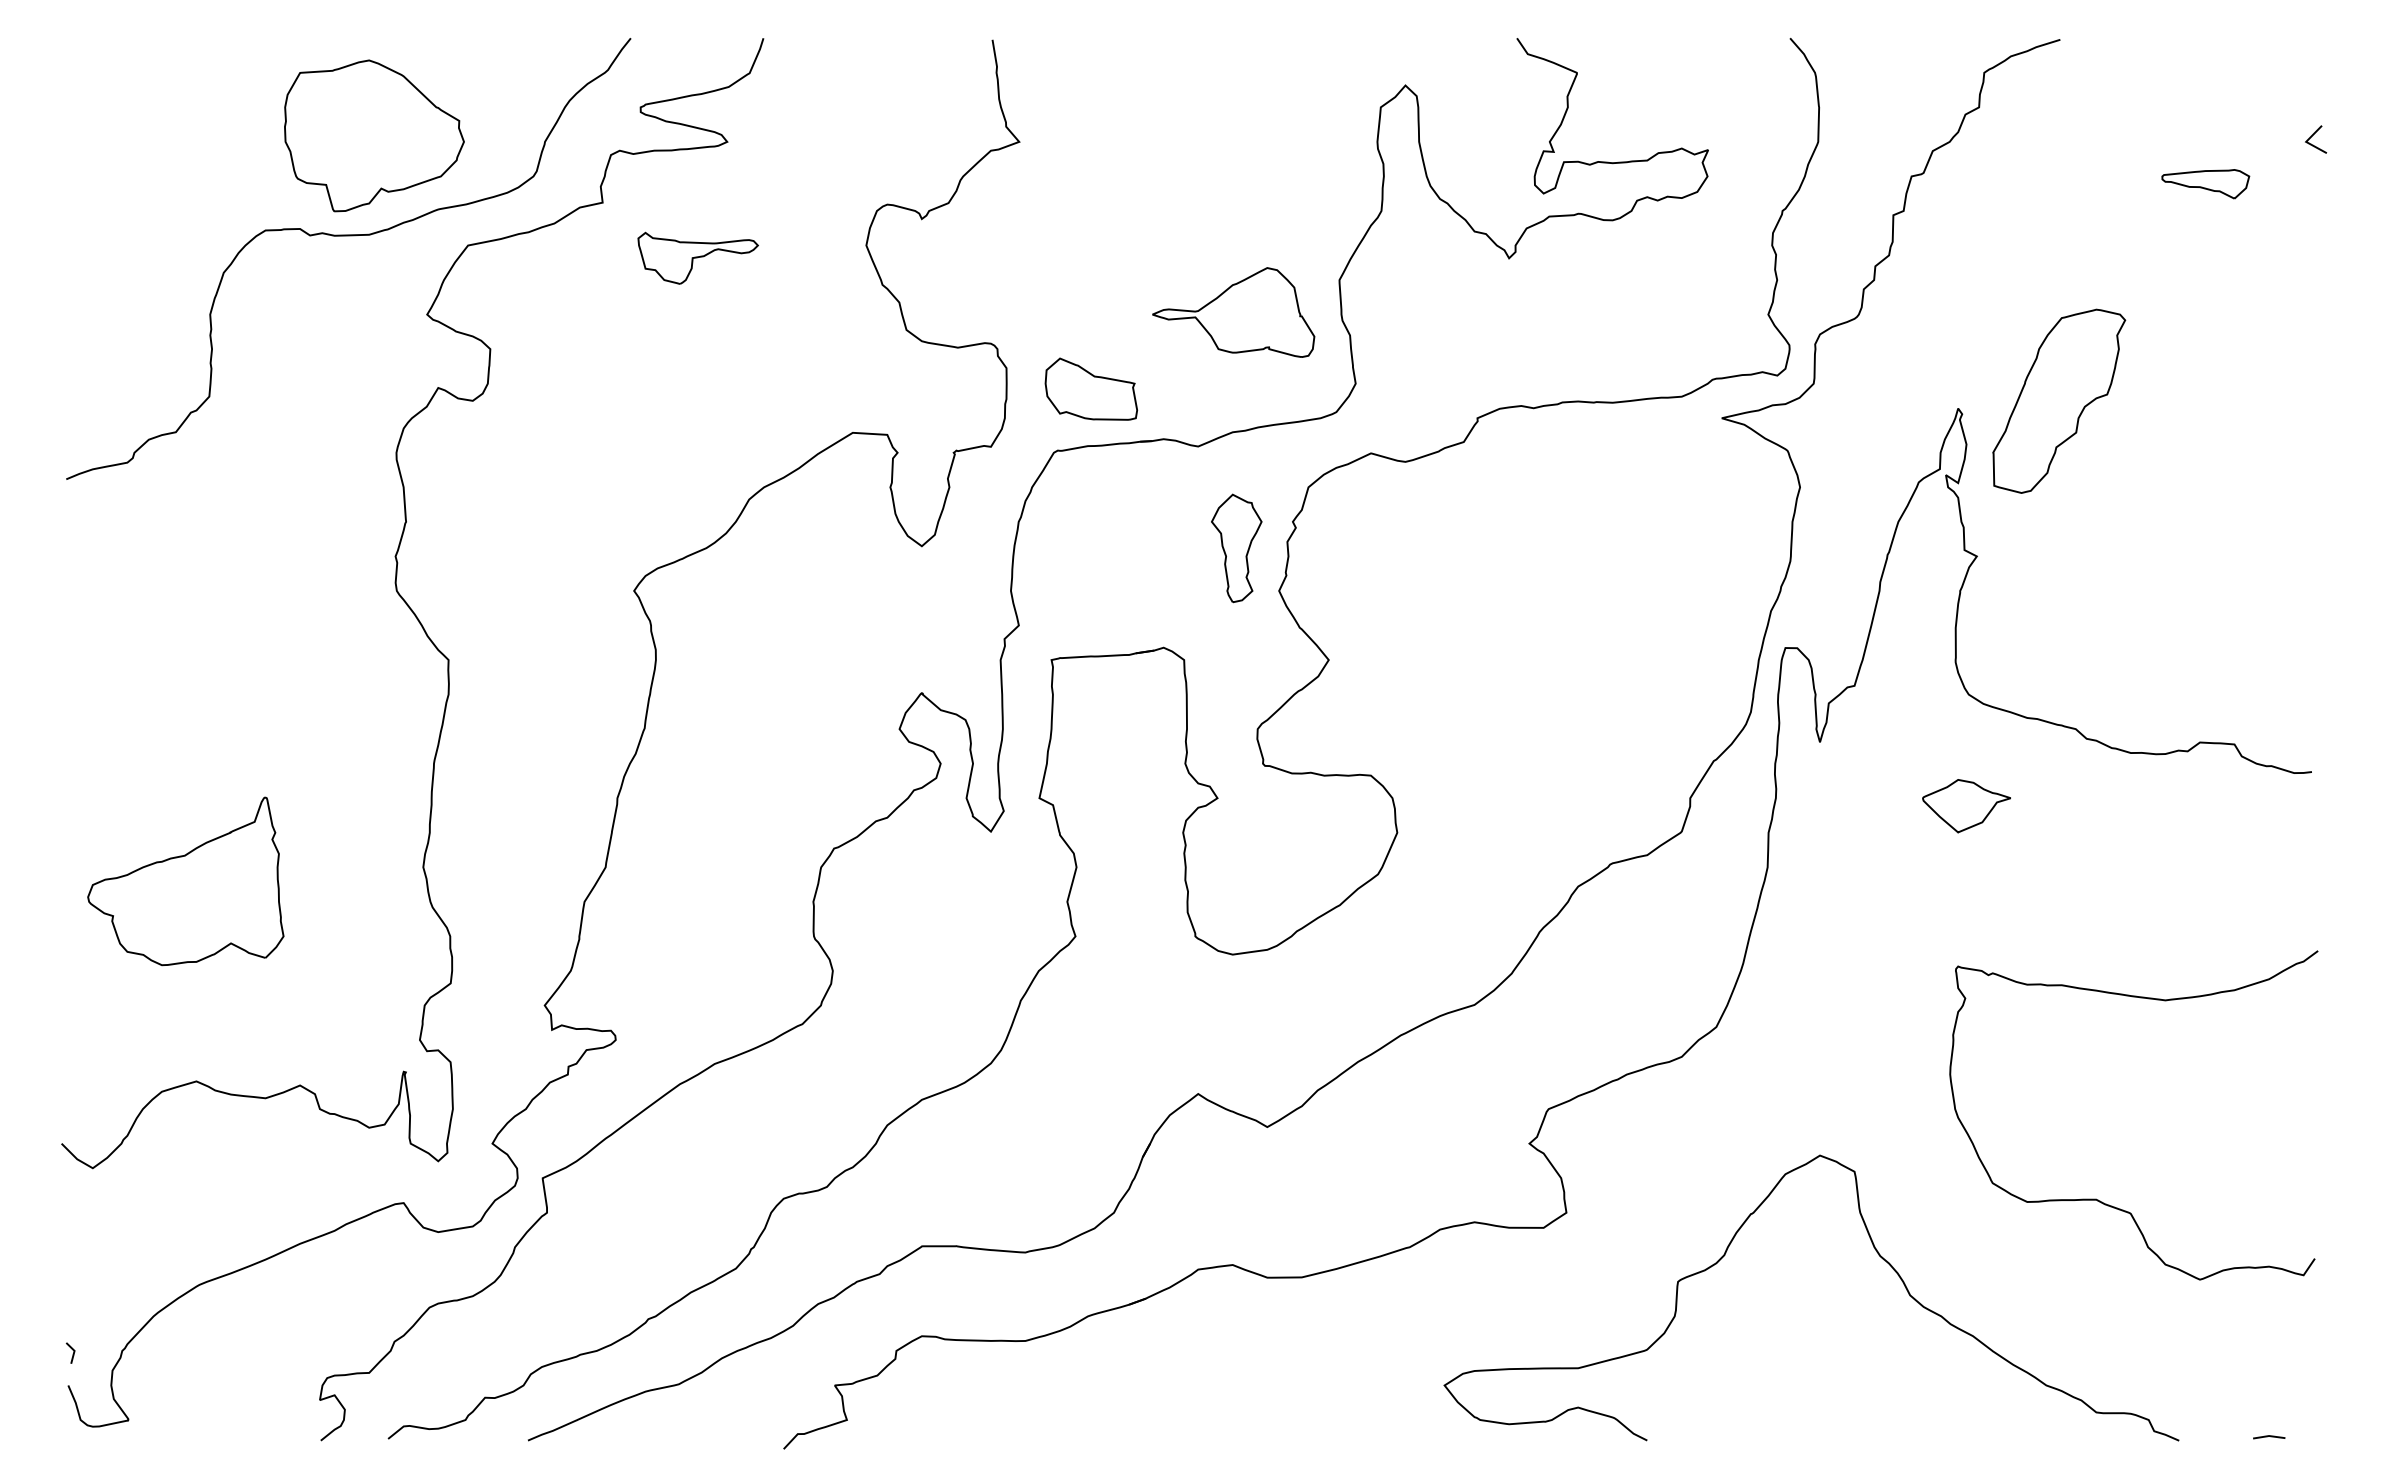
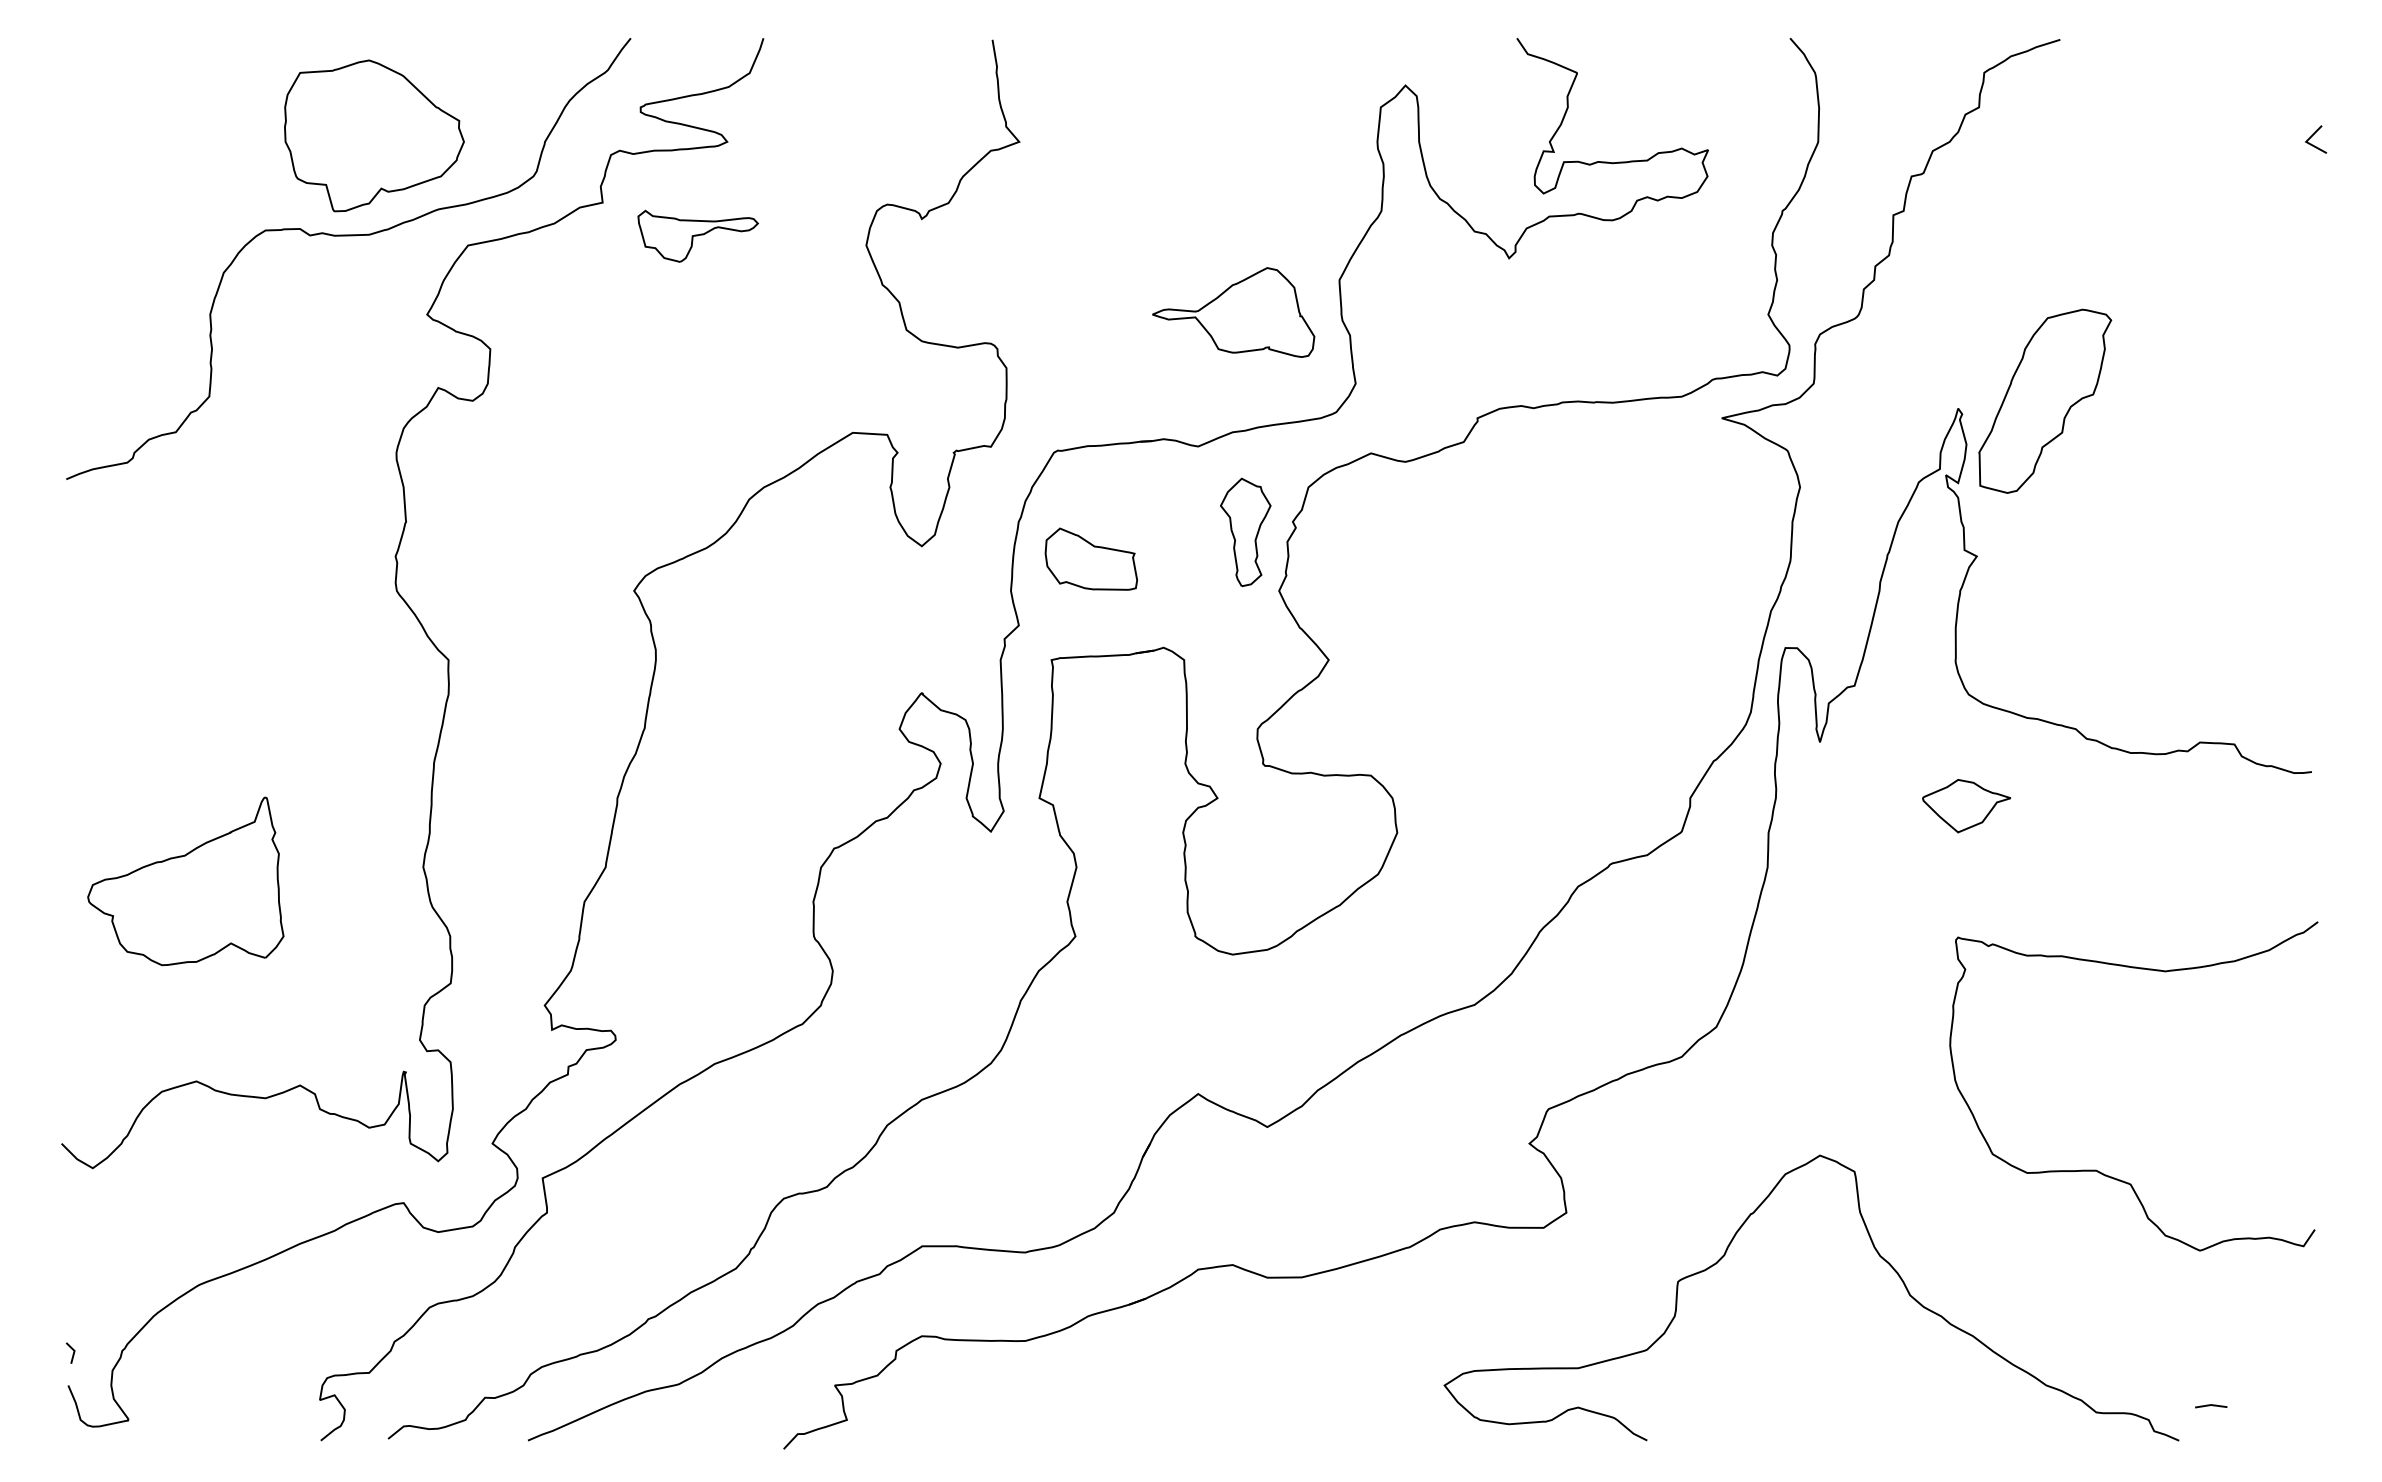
part: present -> none (2205, 184)
part position: (697, 257) -> (697, 235) (697, 235)
part position: (1091, 388) -> (1091, 558) (1091, 558)
part position: (2059, 400) -> (2045, 400) (2045, 400)
part position: (1236, 548) -> (1245, 532) (1245, 532)
curve position: (2096, 1198) -> (2096, 1169) (2096, 1169)
line position: (2269, 1436) -> (2211, 1405) (2211, 1405)
